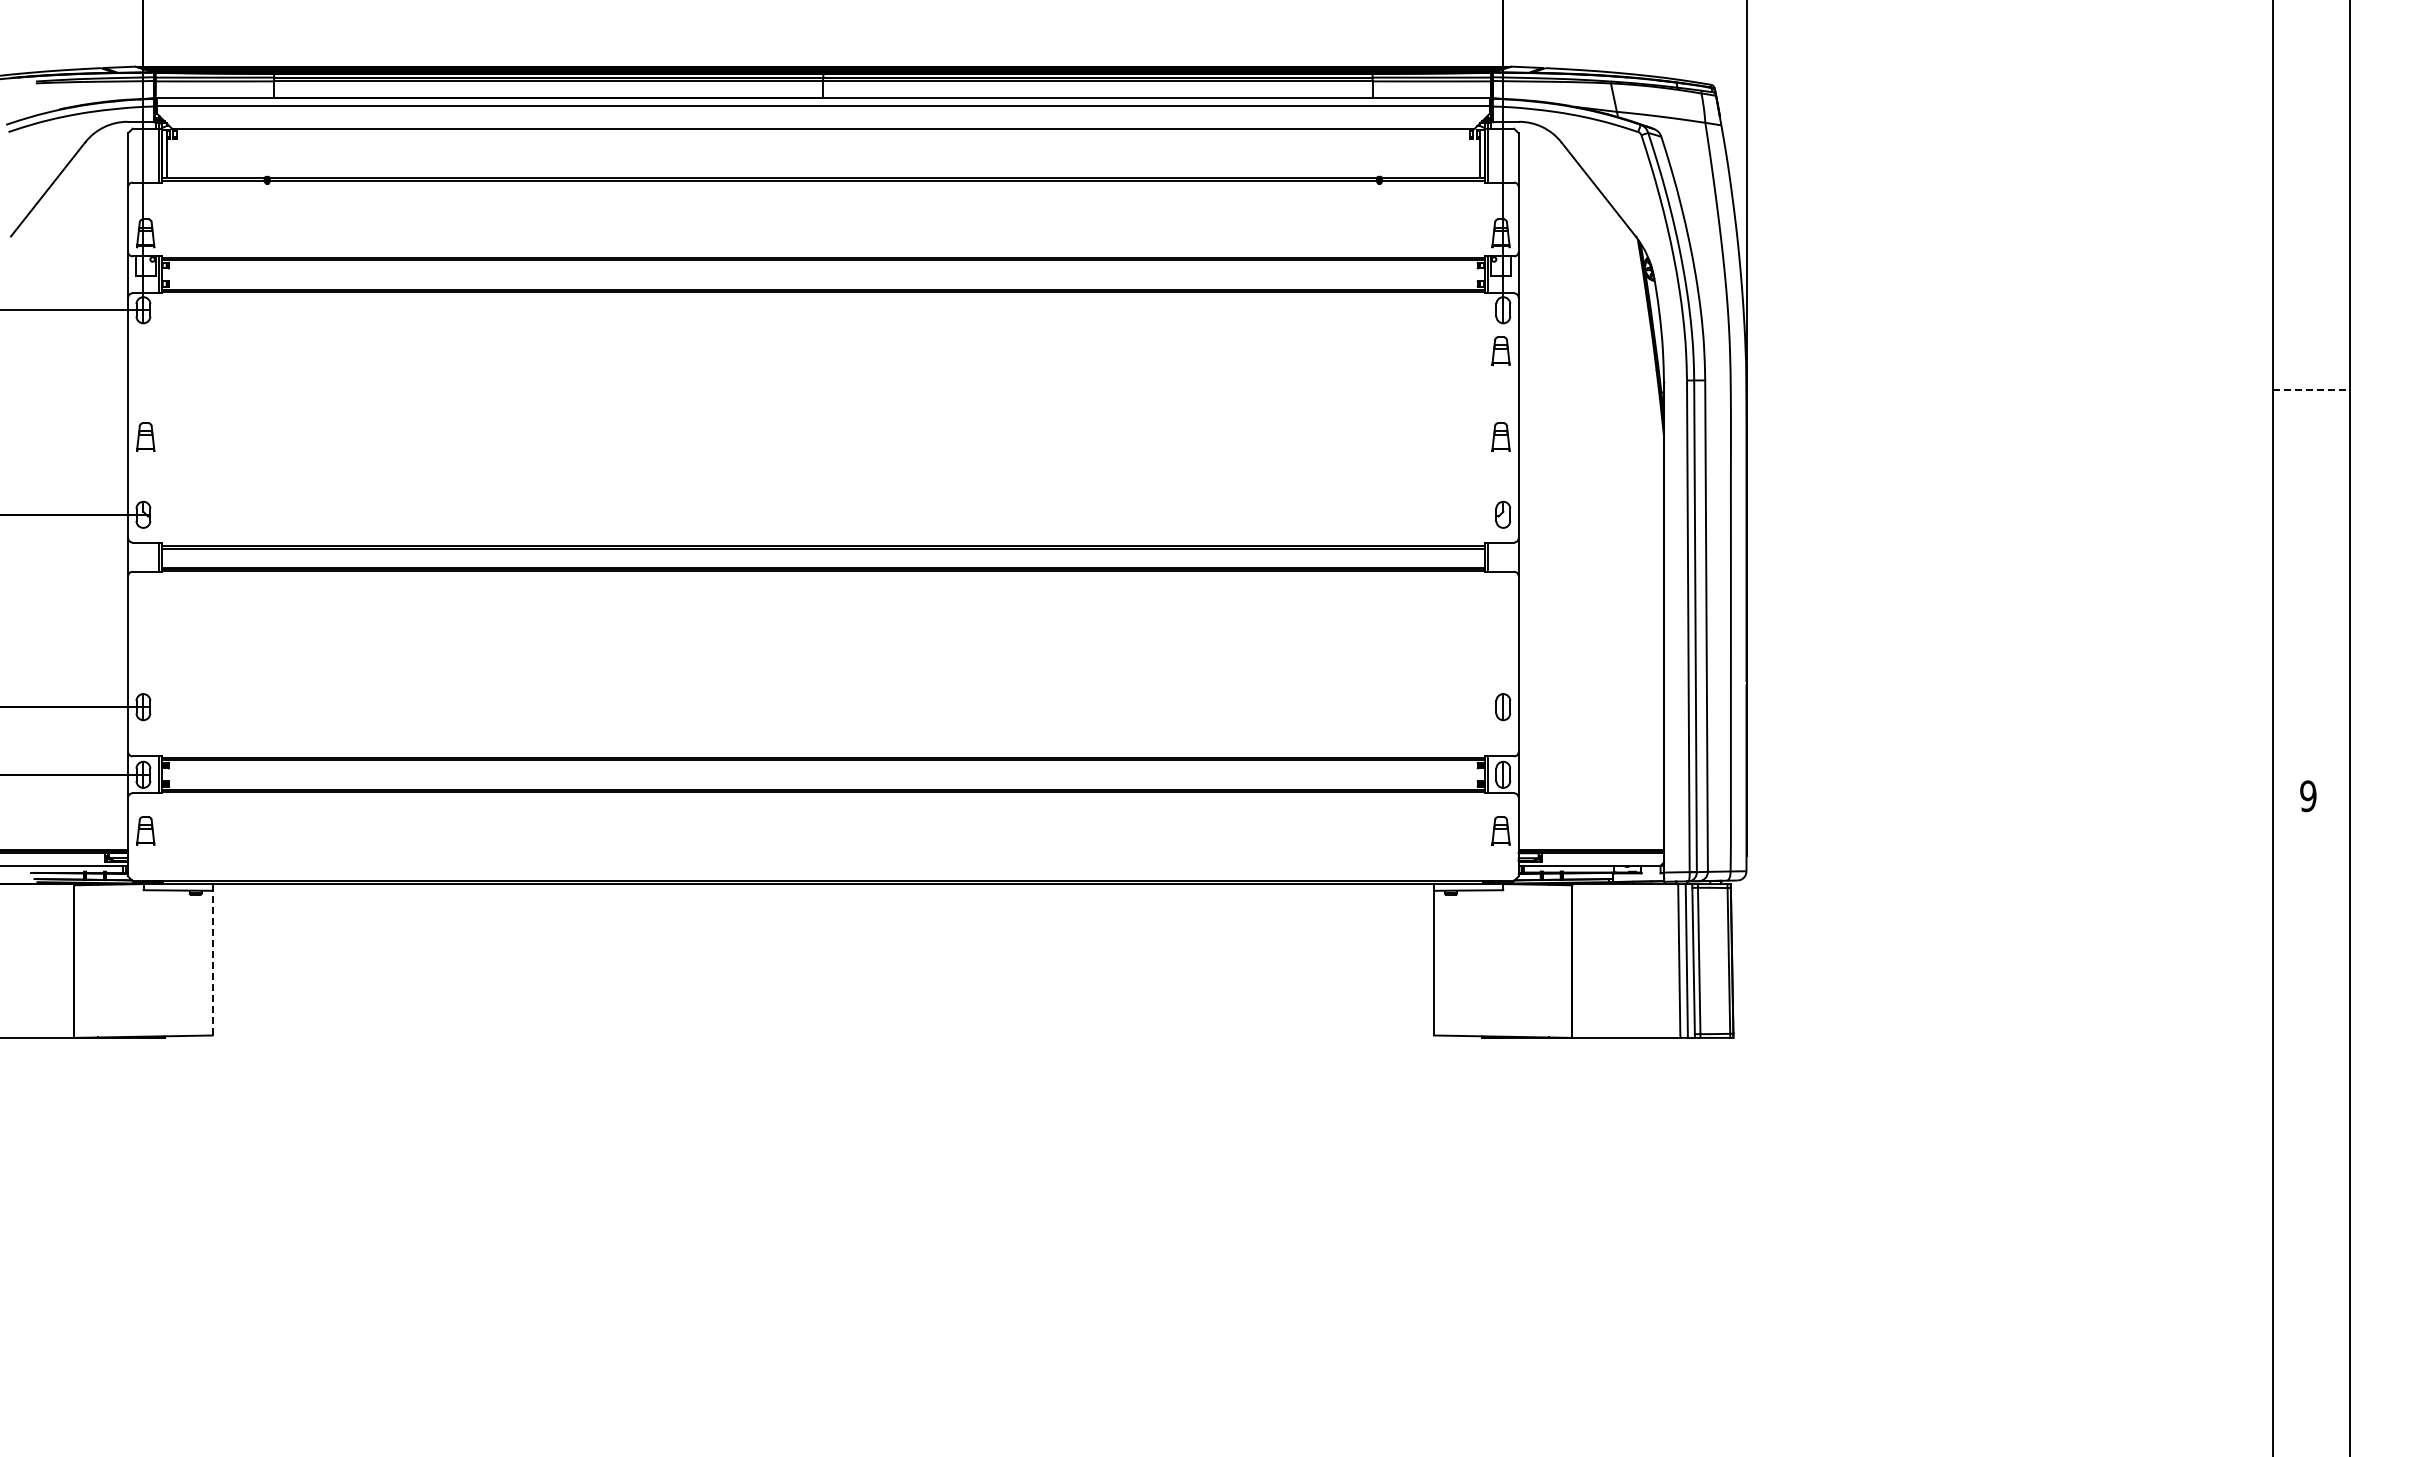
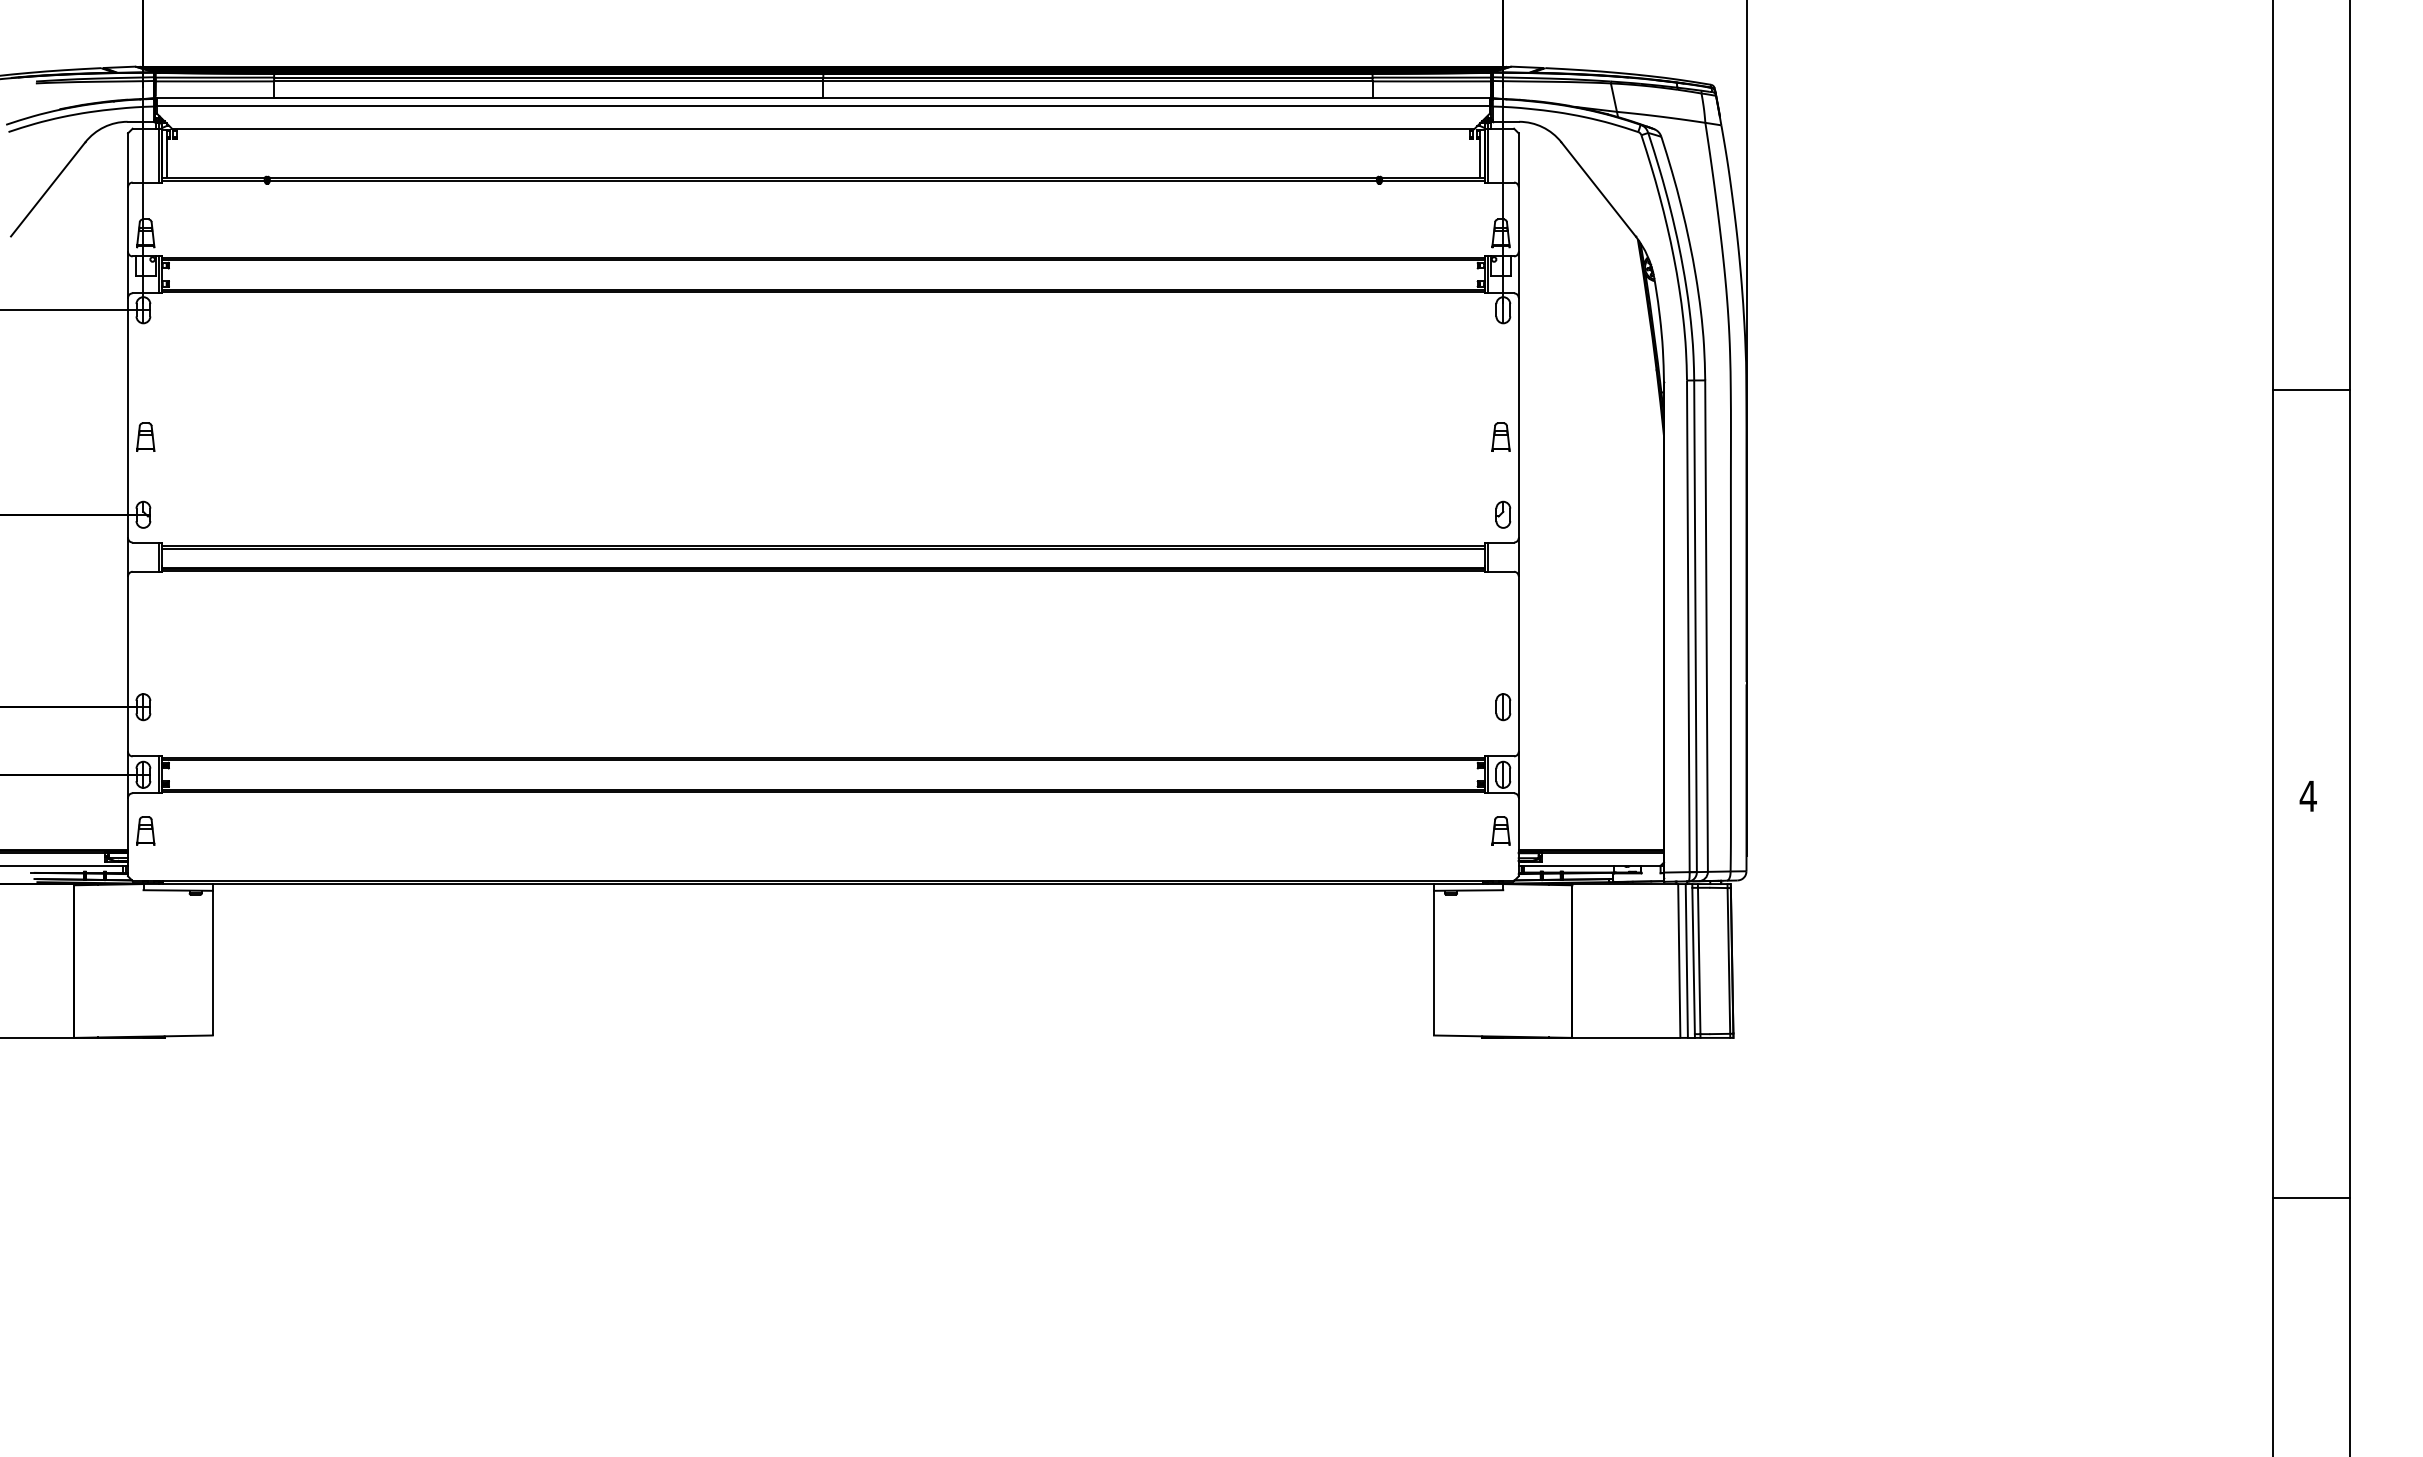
part: present -> none (1500, 350)
line: dashed -> solid (2312, 390)
text: 9 -> 4 (2307, 796)
line: dashed -> solid (212, 962)
line: none -> present (2311, 1197)
